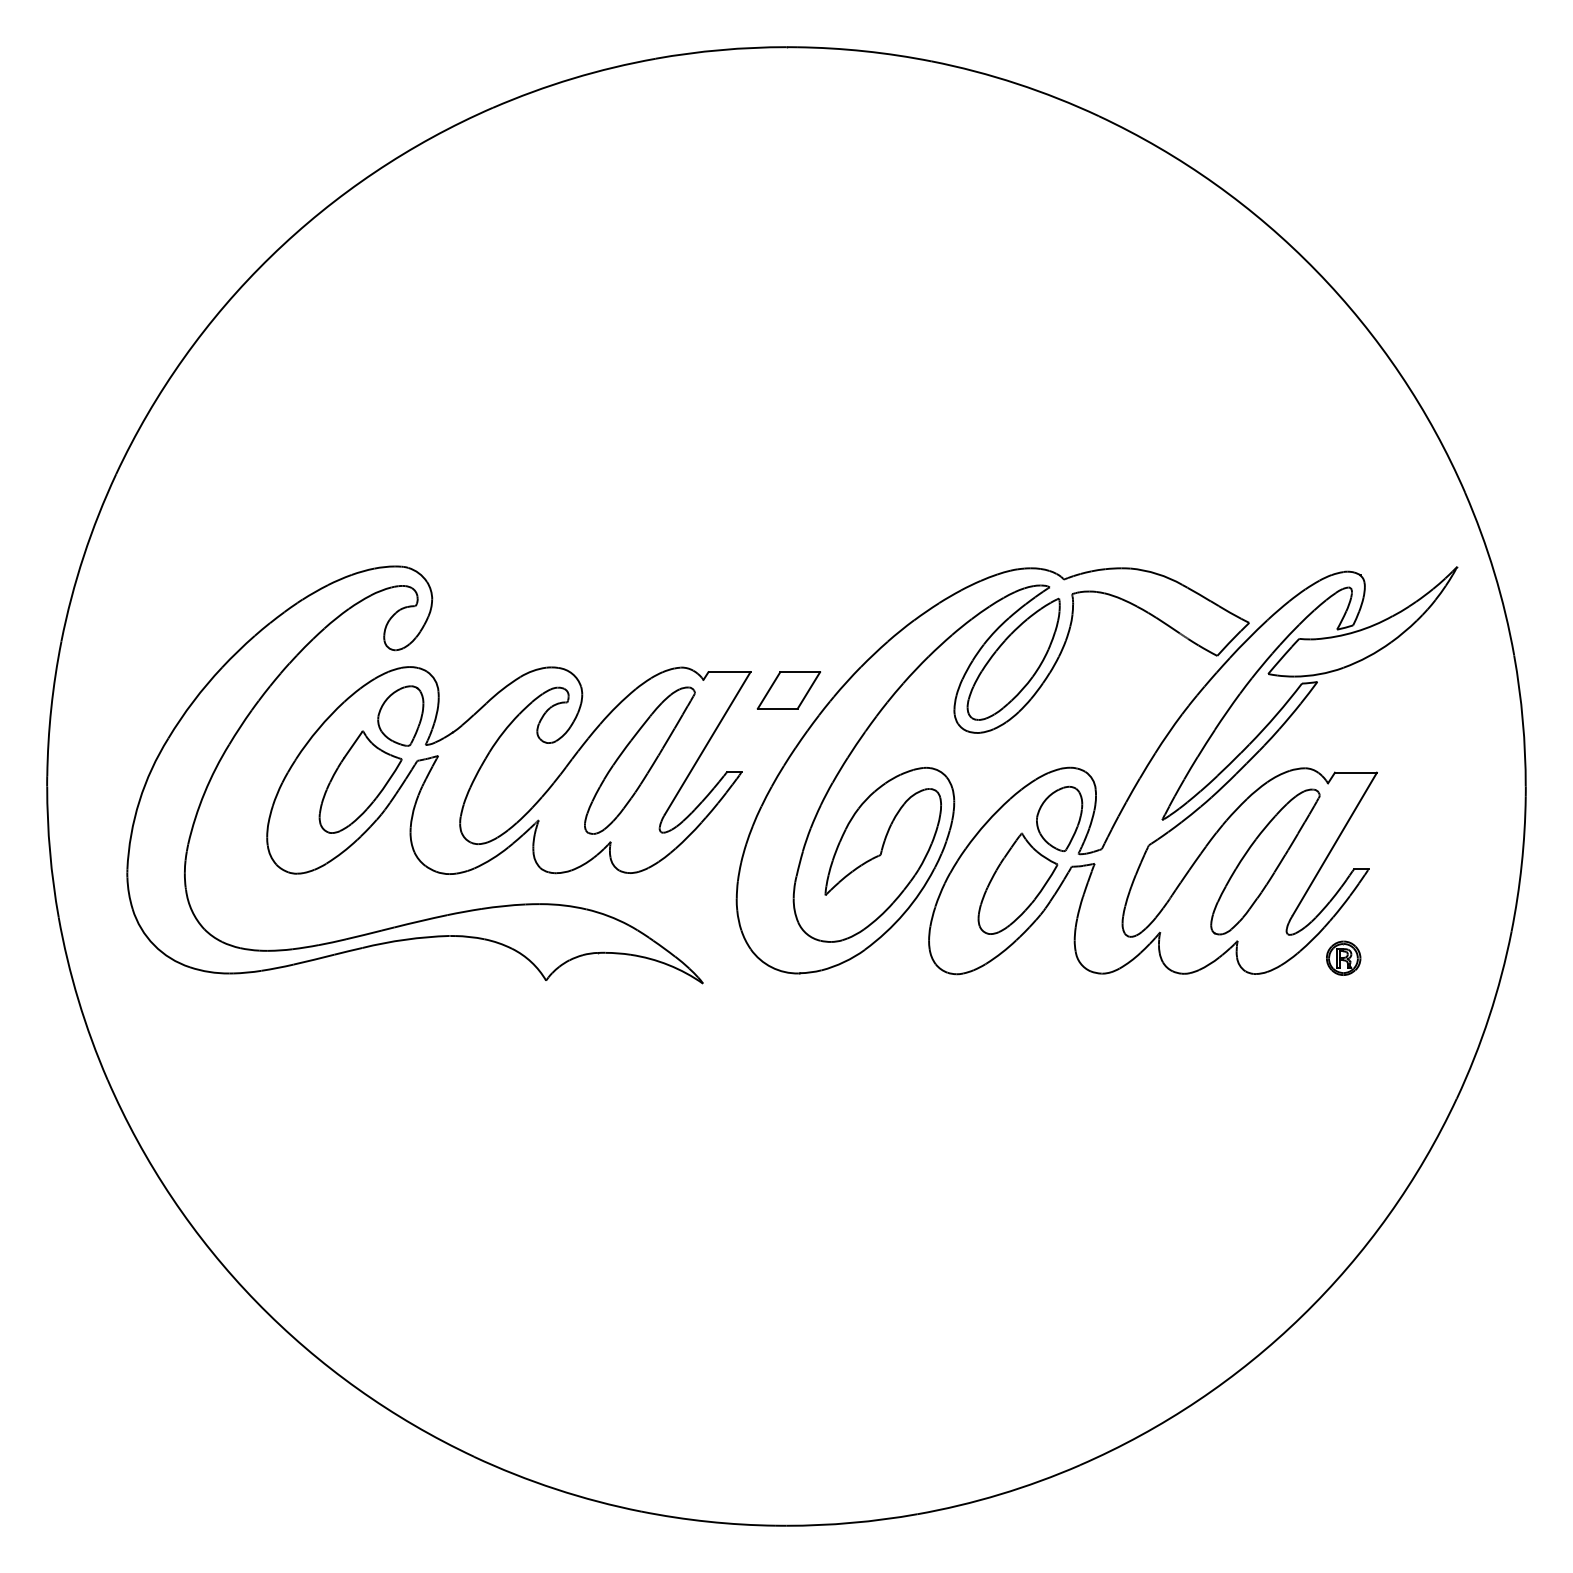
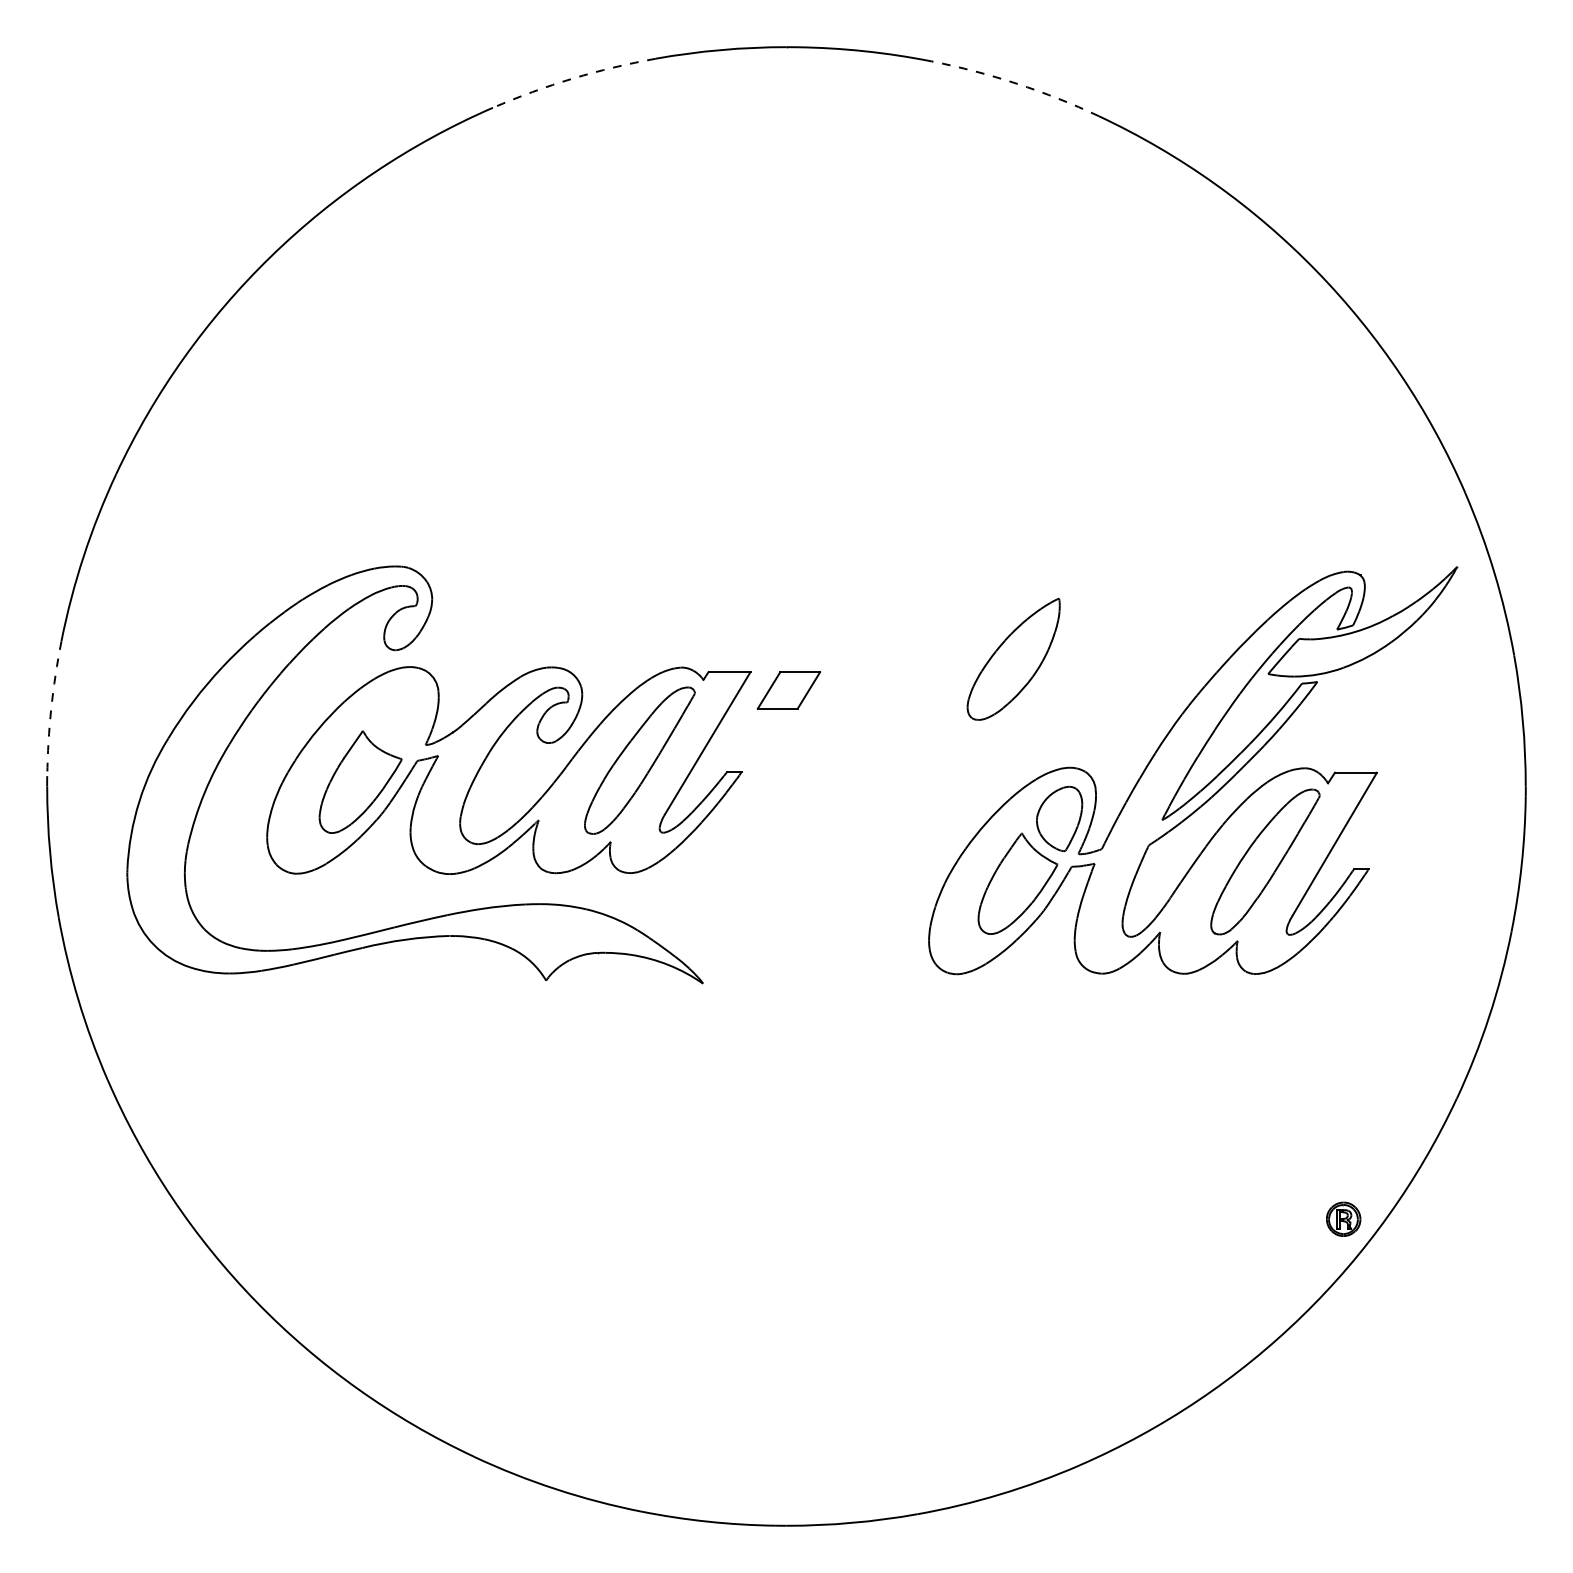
arc: solid -> dashed (572, 78)
arc: solid -> dashed (1017, 83)
arc: solid -> dashed (51, 708)
part: present -> none (400, 715)
part: present -> none (984, 733)
part position: (1343, 957) -> (1343, 1218) (1343, 1218)
